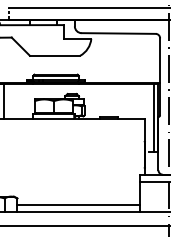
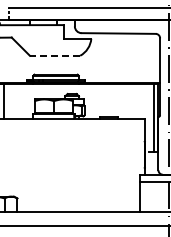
line: solid -> dashed (54, 55)
line: present -> none (78, 205)
